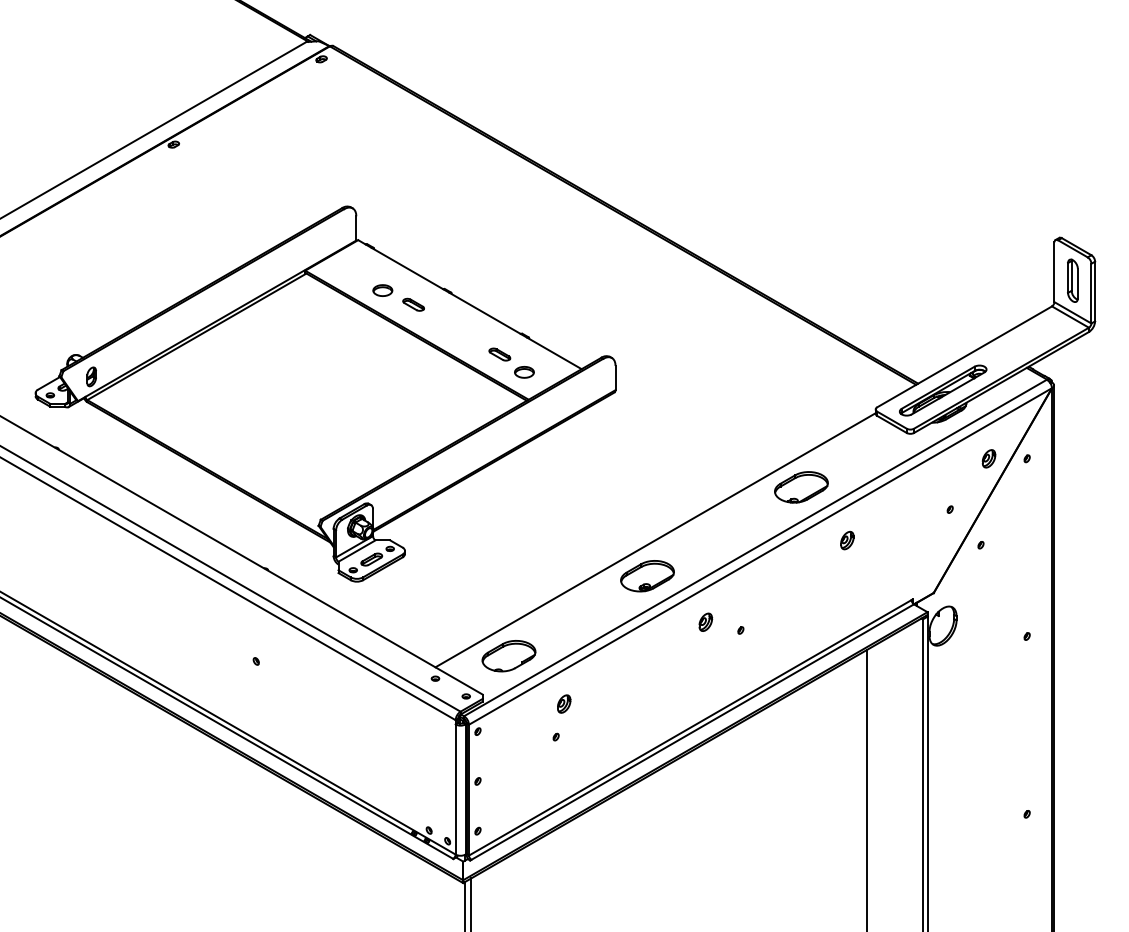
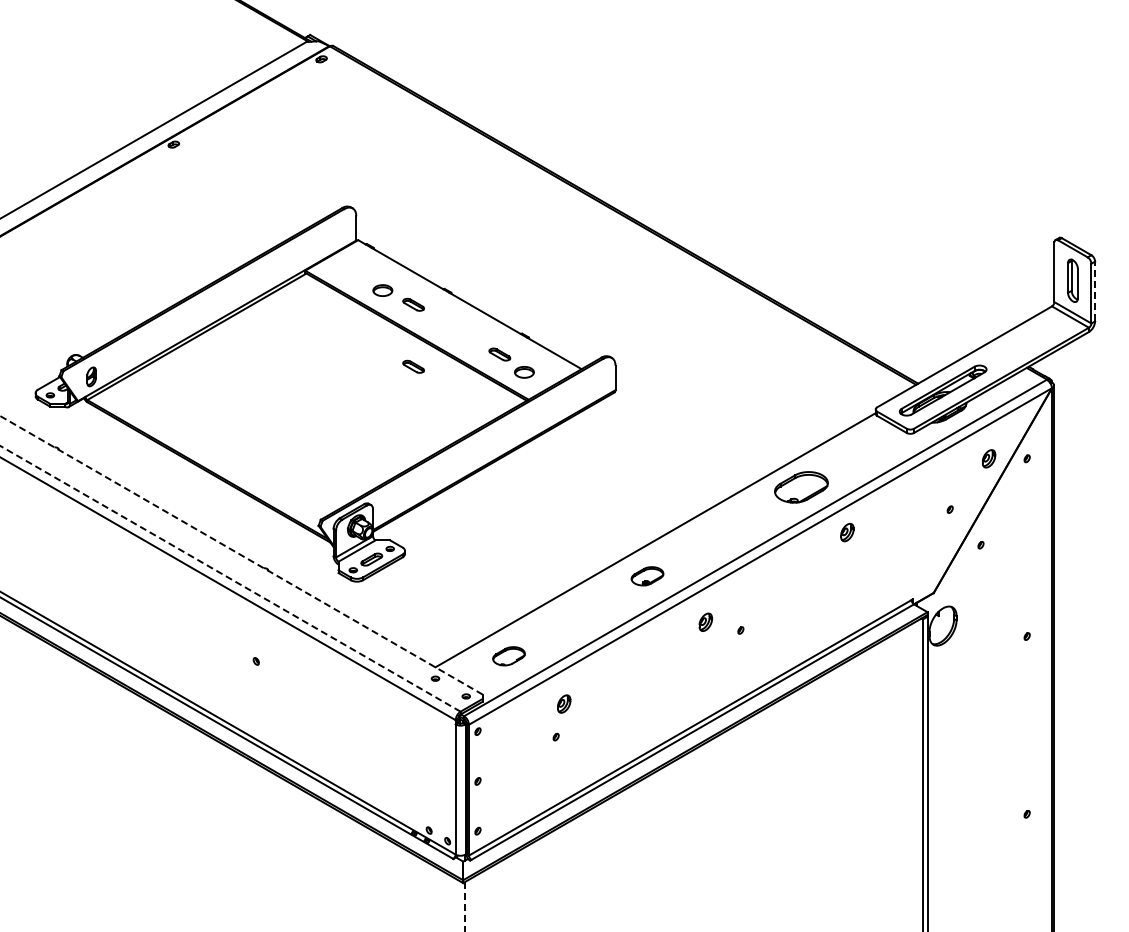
line: solid -> dashed (1095, 291)
part: none -> present (413, 366)
part position: (847, 540) -> (847, 532) (847, 532)
line: solid -> dashed (241, 555)
part size: 55x33 px -> 35x21 px (647, 576)
line: solid -> dashed (230, 578)
part size: 56x33 px -> 34x21 px (508, 656)
line: present -> none (866, 789)
line: present -> none (471, 903)
line: solid -> dashed (465, 907)
